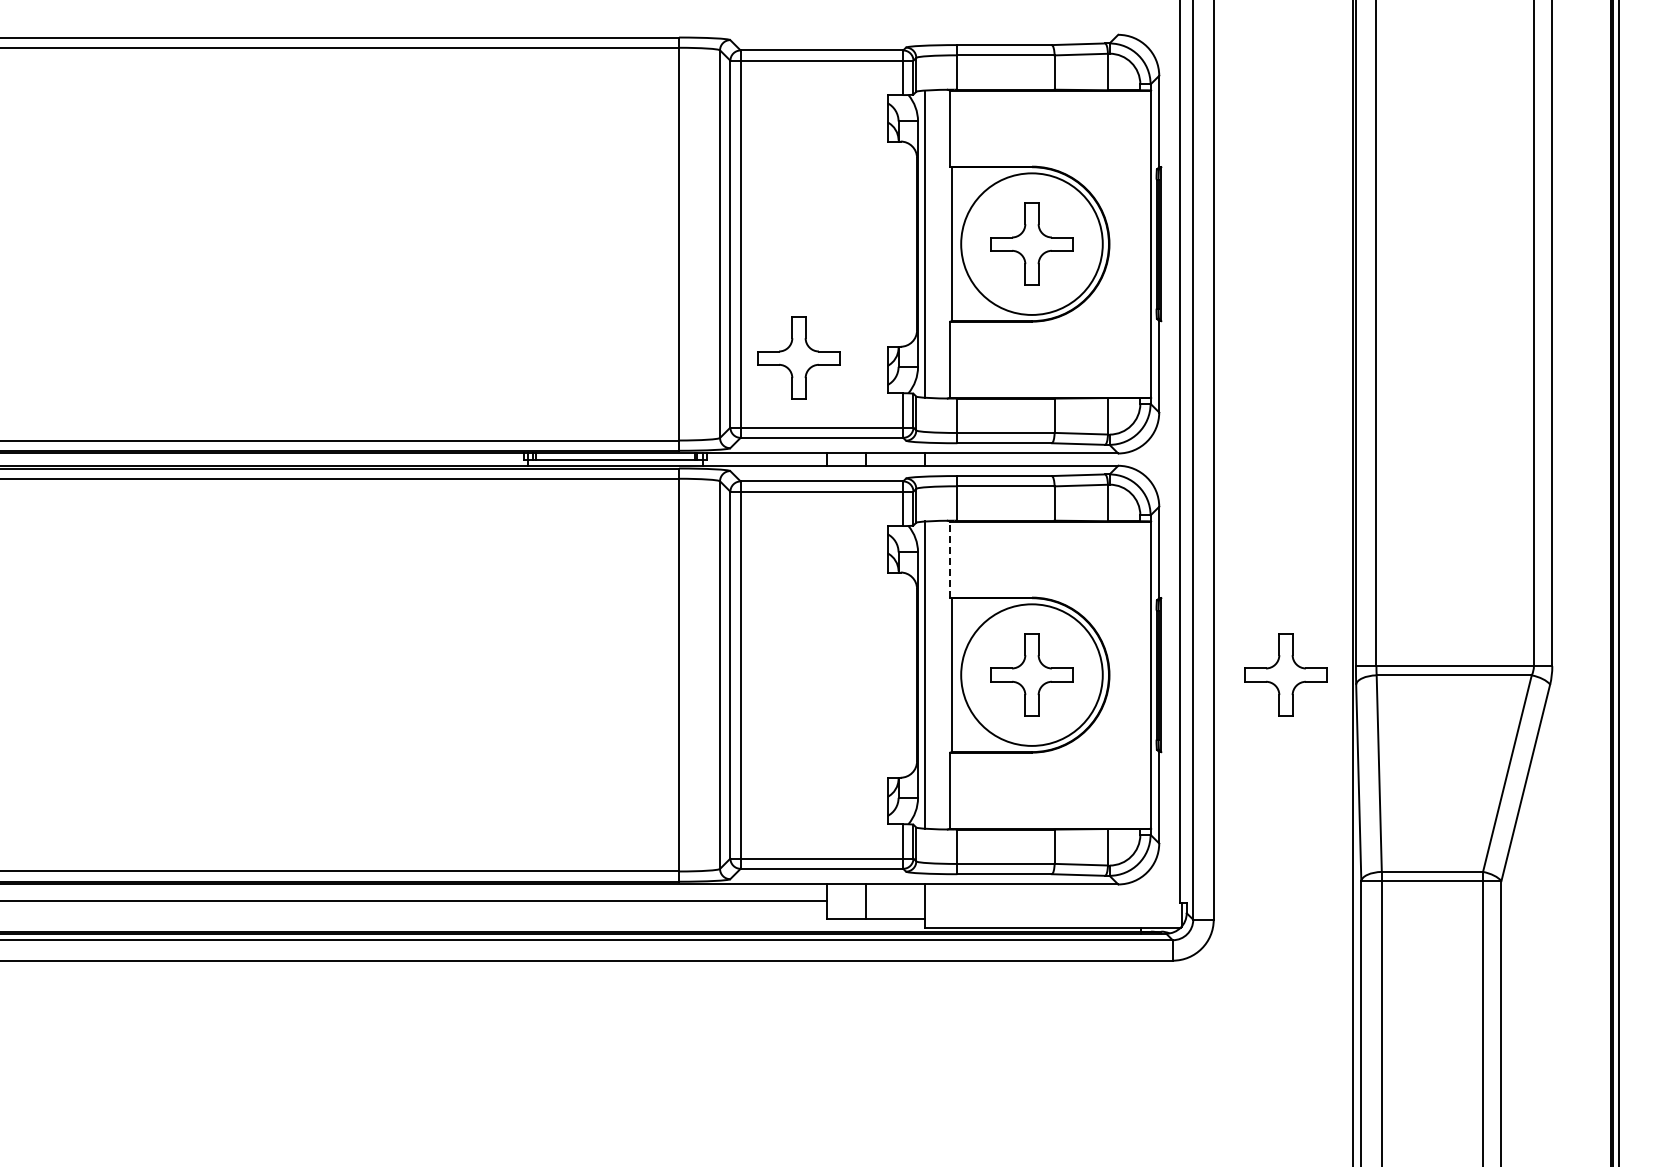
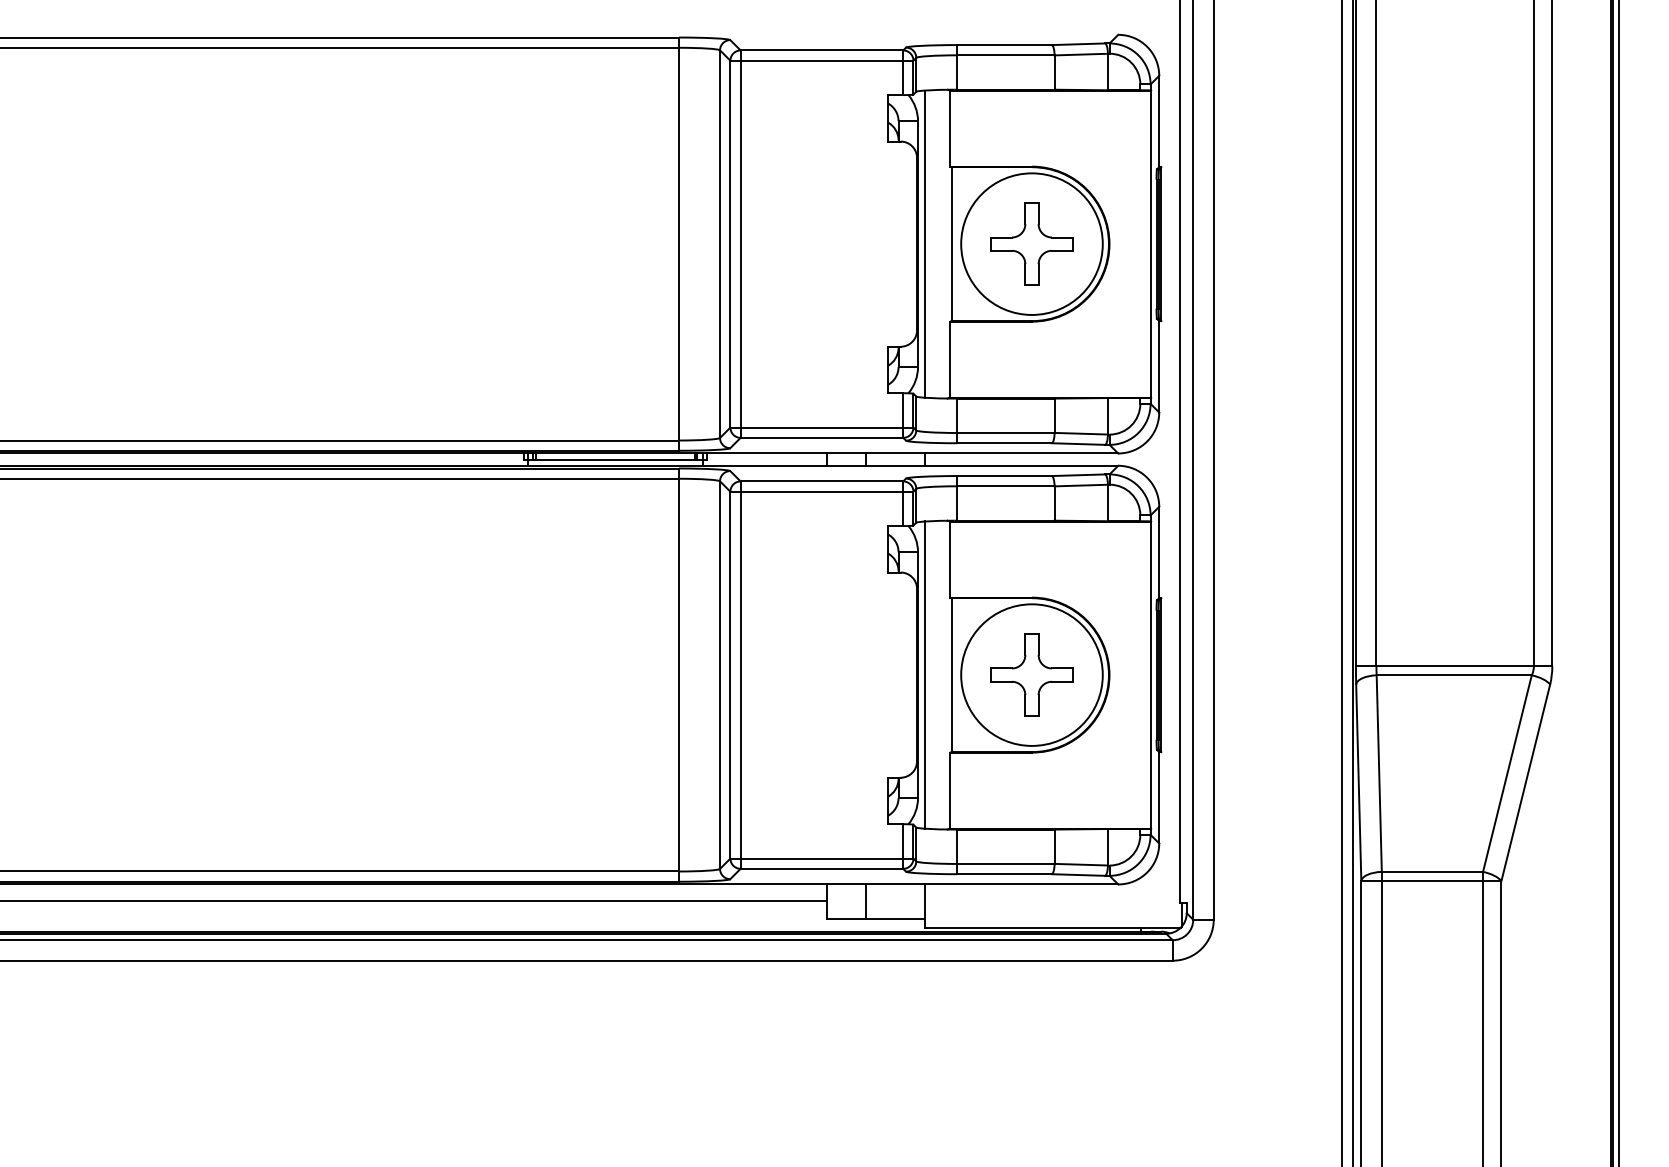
part: present -> none (798, 357)
line: dashed -> solid (950, 559)
line: none -> present (1342, 582)
part: present -> none (1285, 674)
